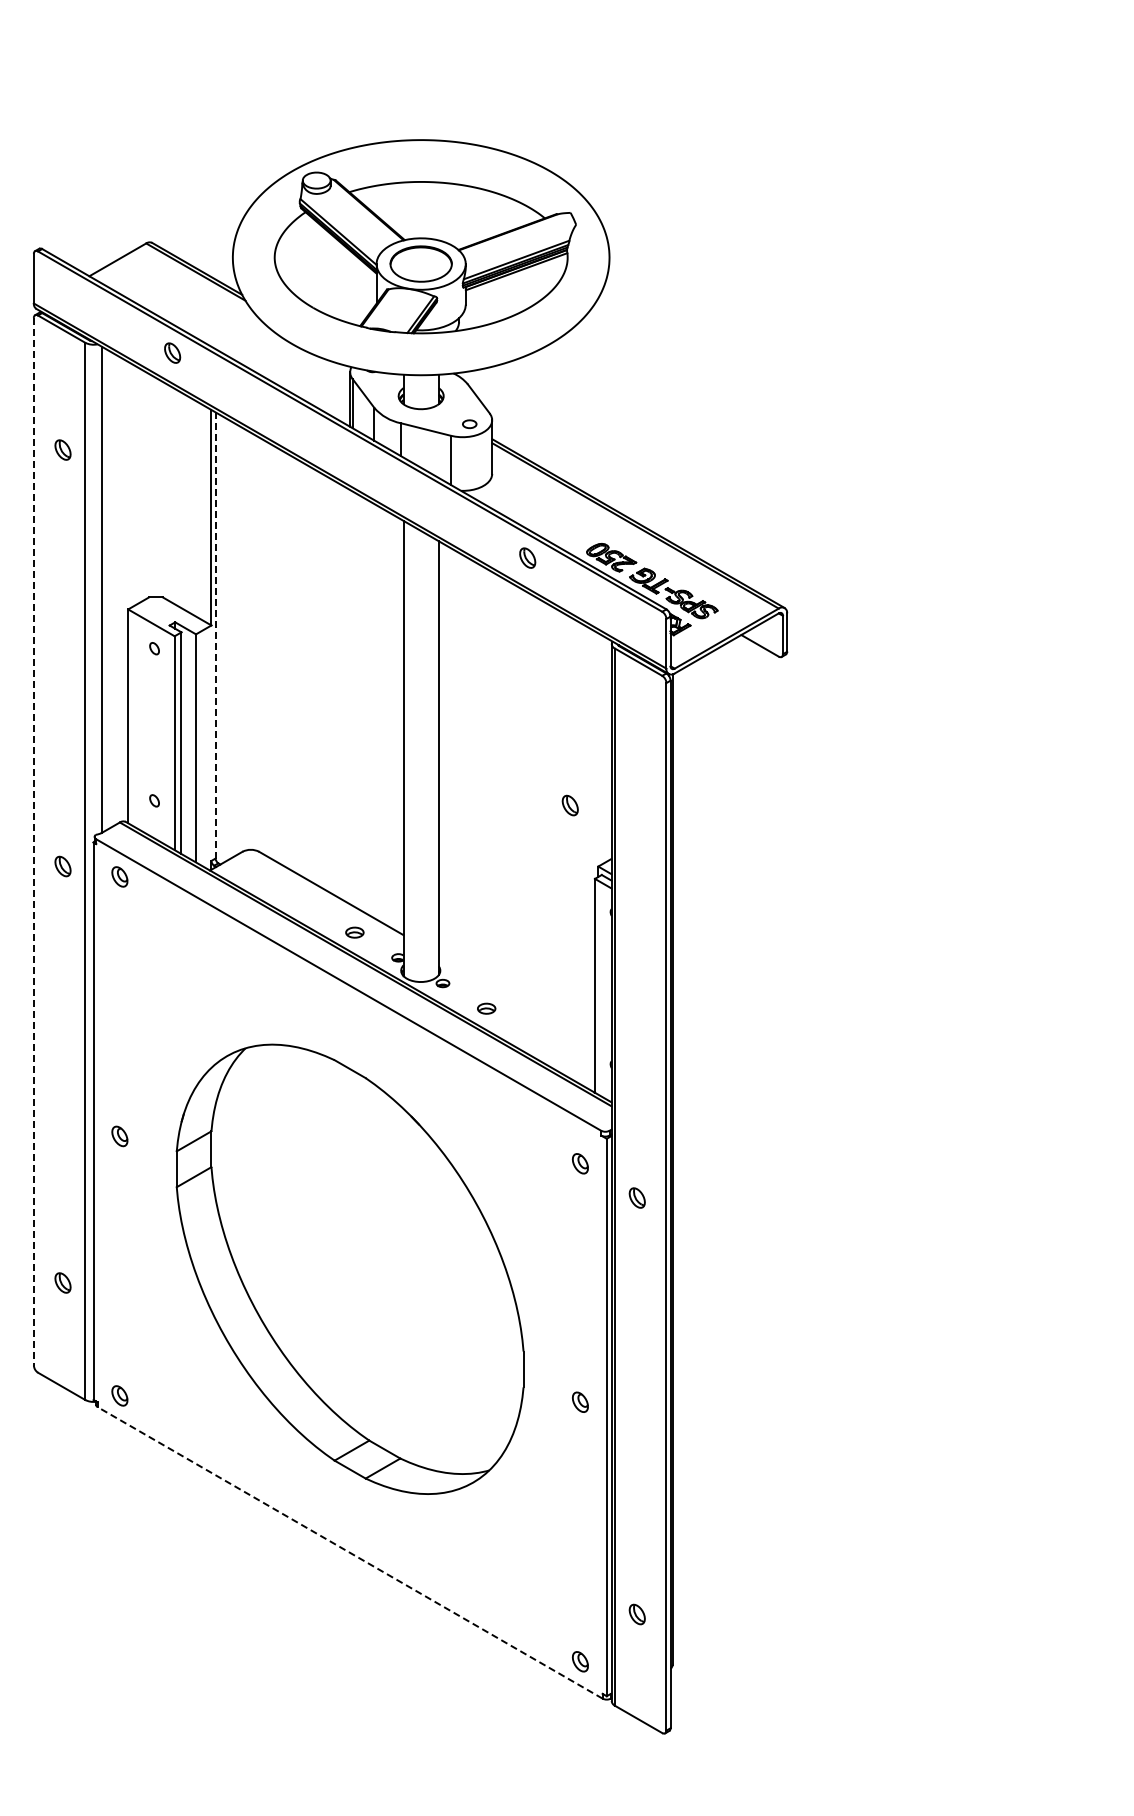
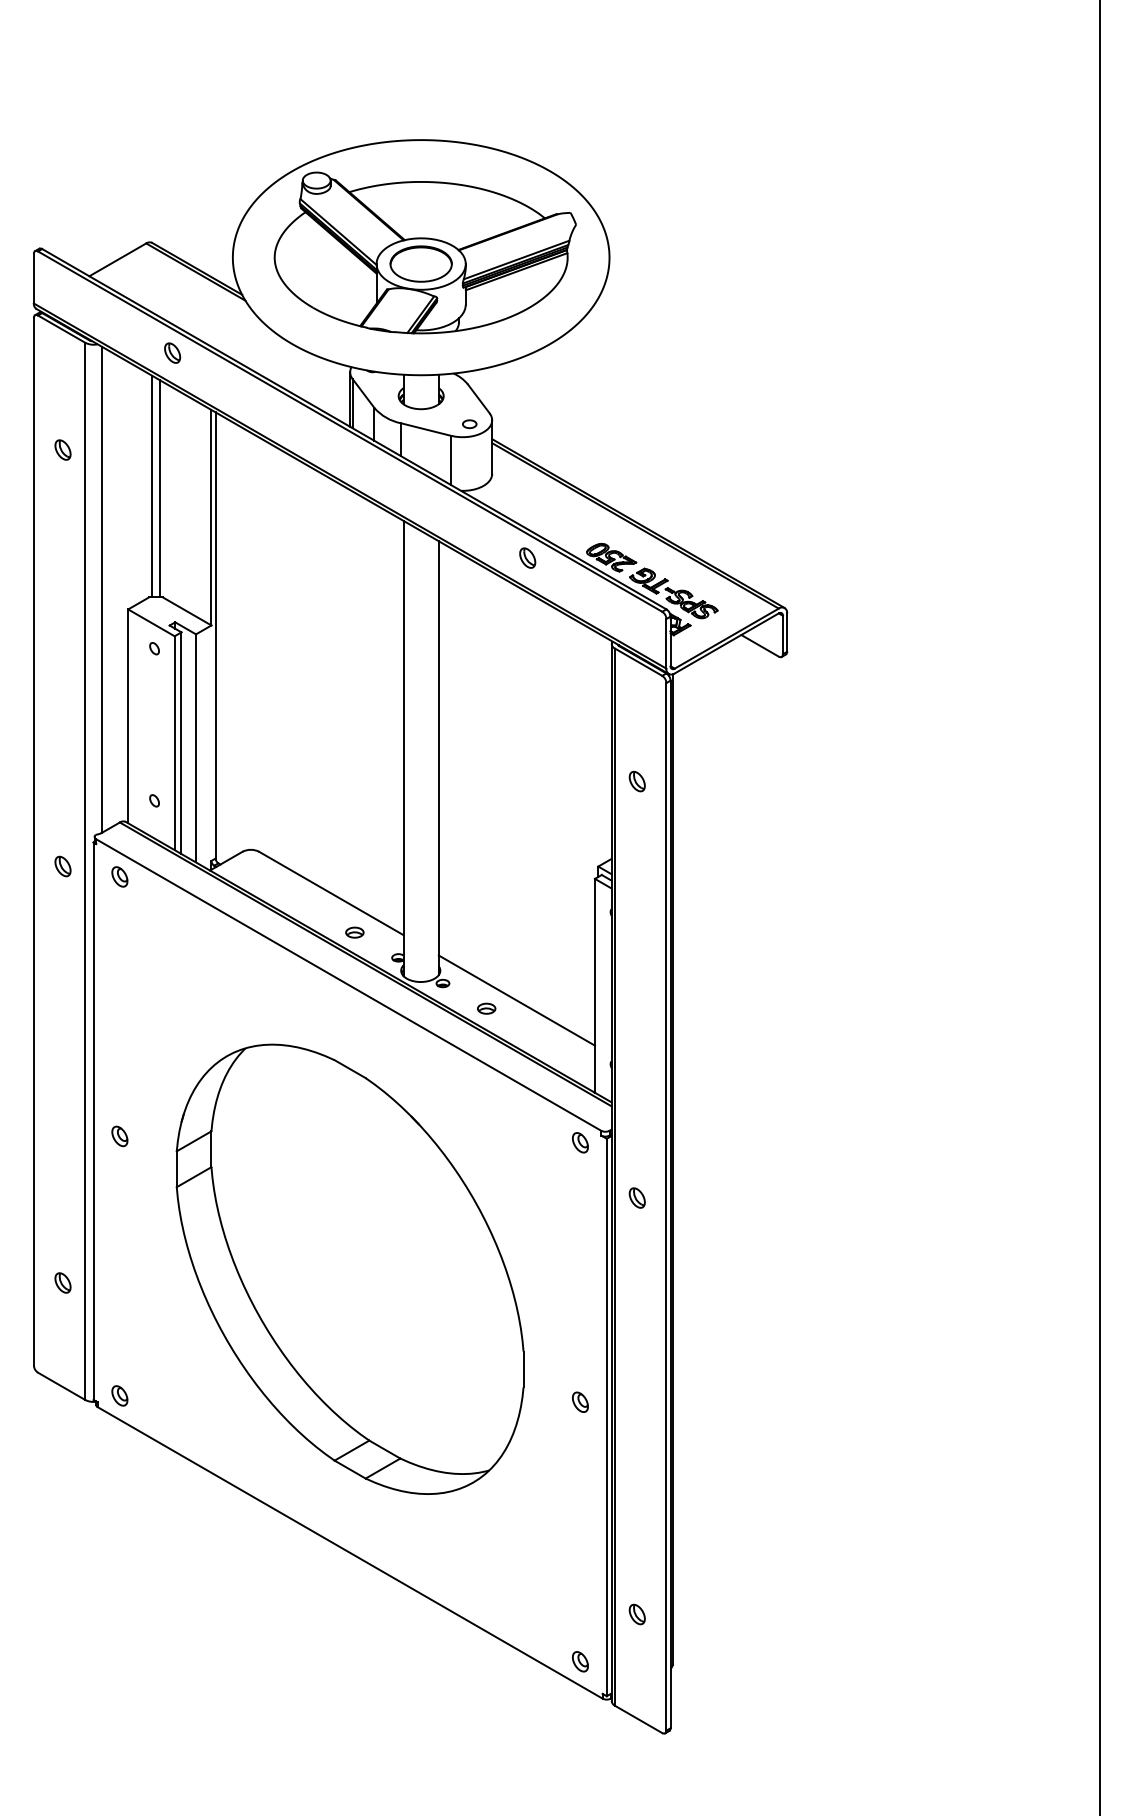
line: none -> present (151, 486)
line: none -> present (160, 488)
line: dashed -> solid (215, 635)
part position: (569, 805) -> (636, 781) (636, 781)
line: dashed -> solid (33, 841)
line: none -> present (1100, 907)
line: none -> present (516, 1000)
part position: (579, 1163) -> (579, 1142) (579, 1142)
line: dashed -> solid (350, 1552)
